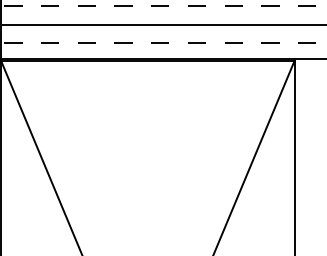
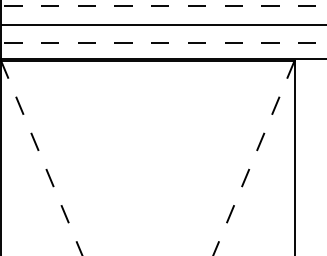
line: solid -> dashed (41, 158)
line: solid -> dashed (253, 158)
